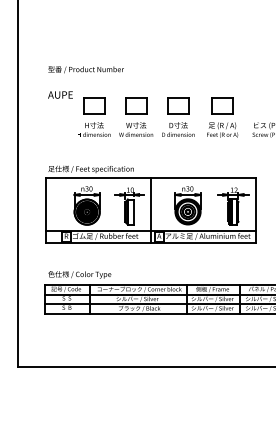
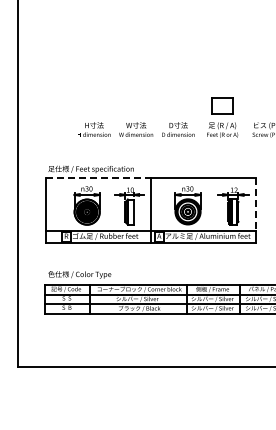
part: present -> none (97, 97)
part: present -> none (178, 105)
line: solid -> dashed (98, 178)
line: solid -> dashed (256, 204)
